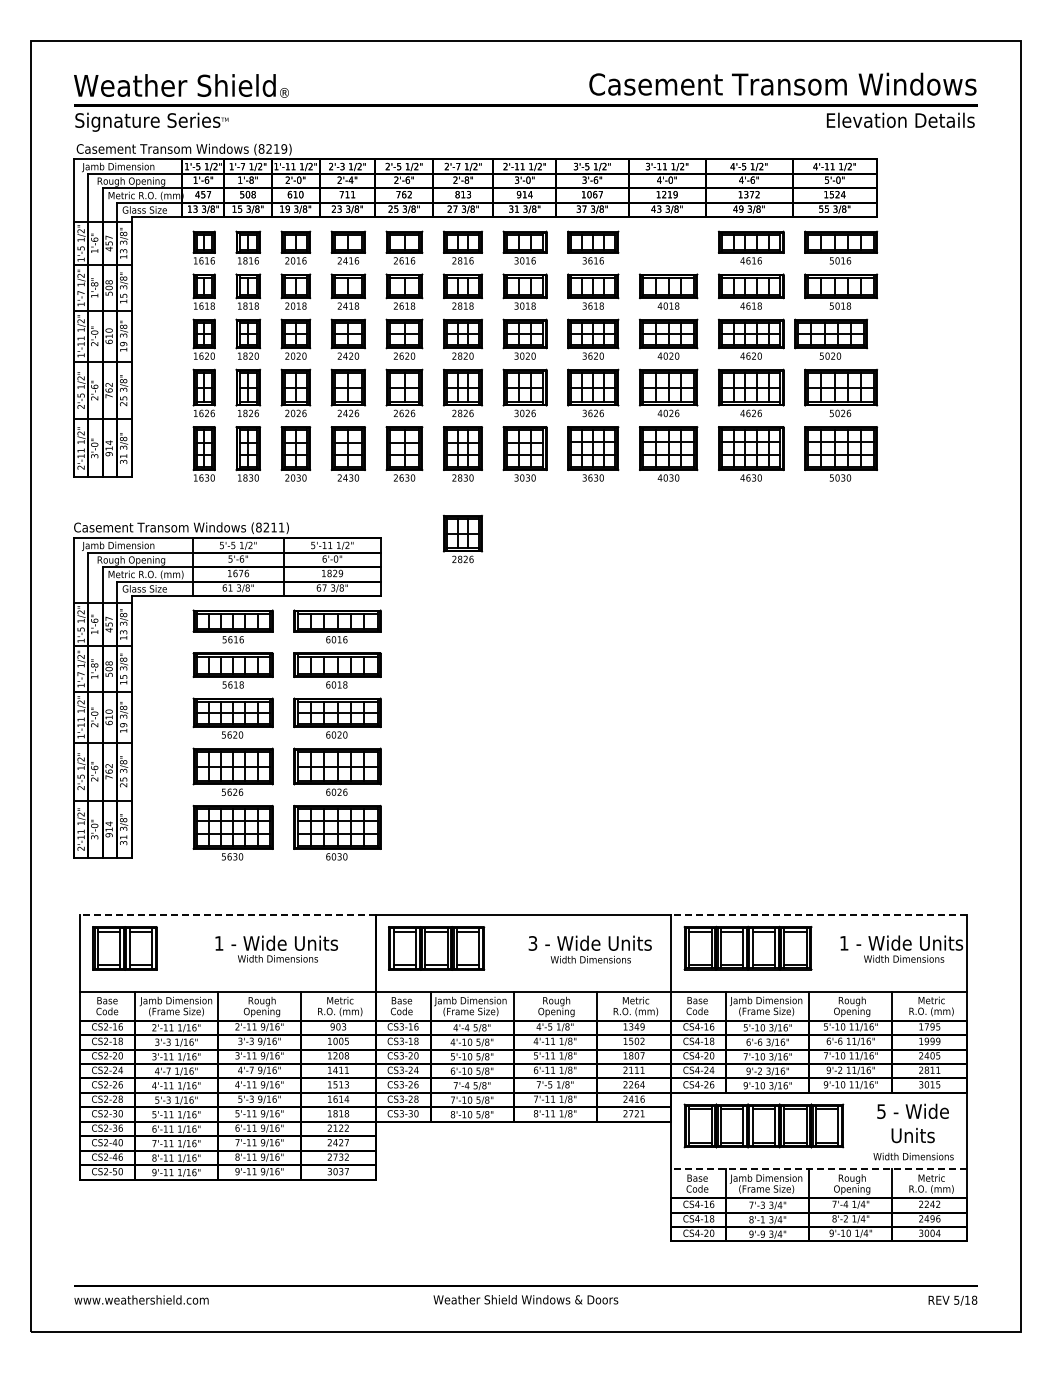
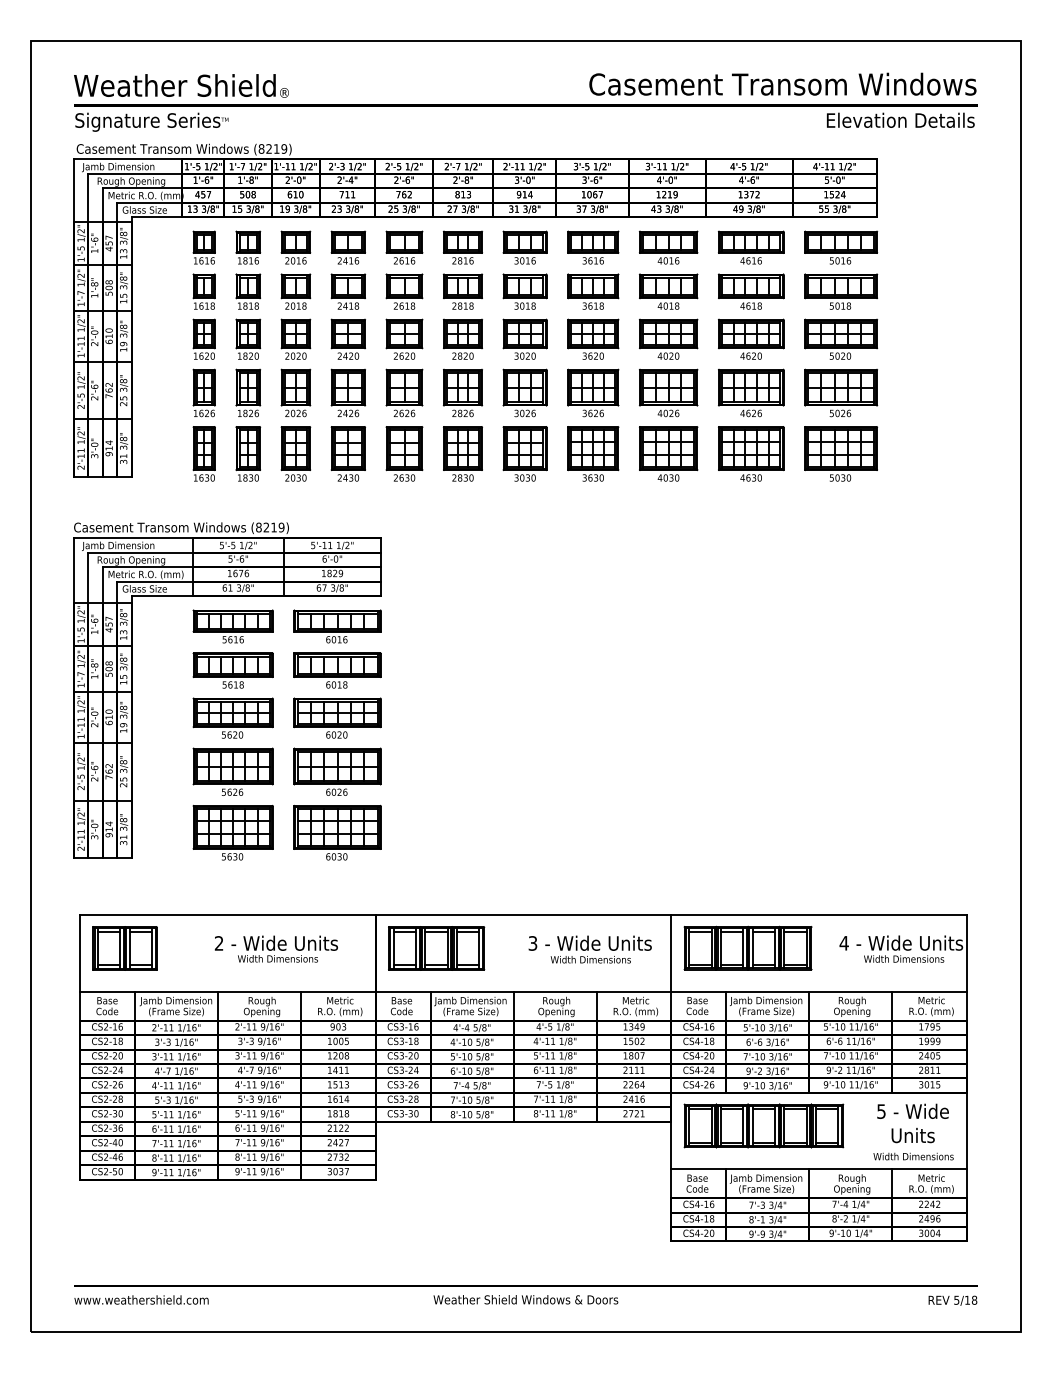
part: none -> present (668, 247)
part position: (831, 338) -> (841, 338) (841, 338)
text: (8211) -> (8219) (281, 527)
part: present -> none (462, 538)
line: dashed -> solid (227, 915)
line: dashed -> solid (819, 915)
text: 1 -> 2 (218, 943)
text: 1 -> 4 (843, 943)
line: dashed -> solid (819, 1169)
